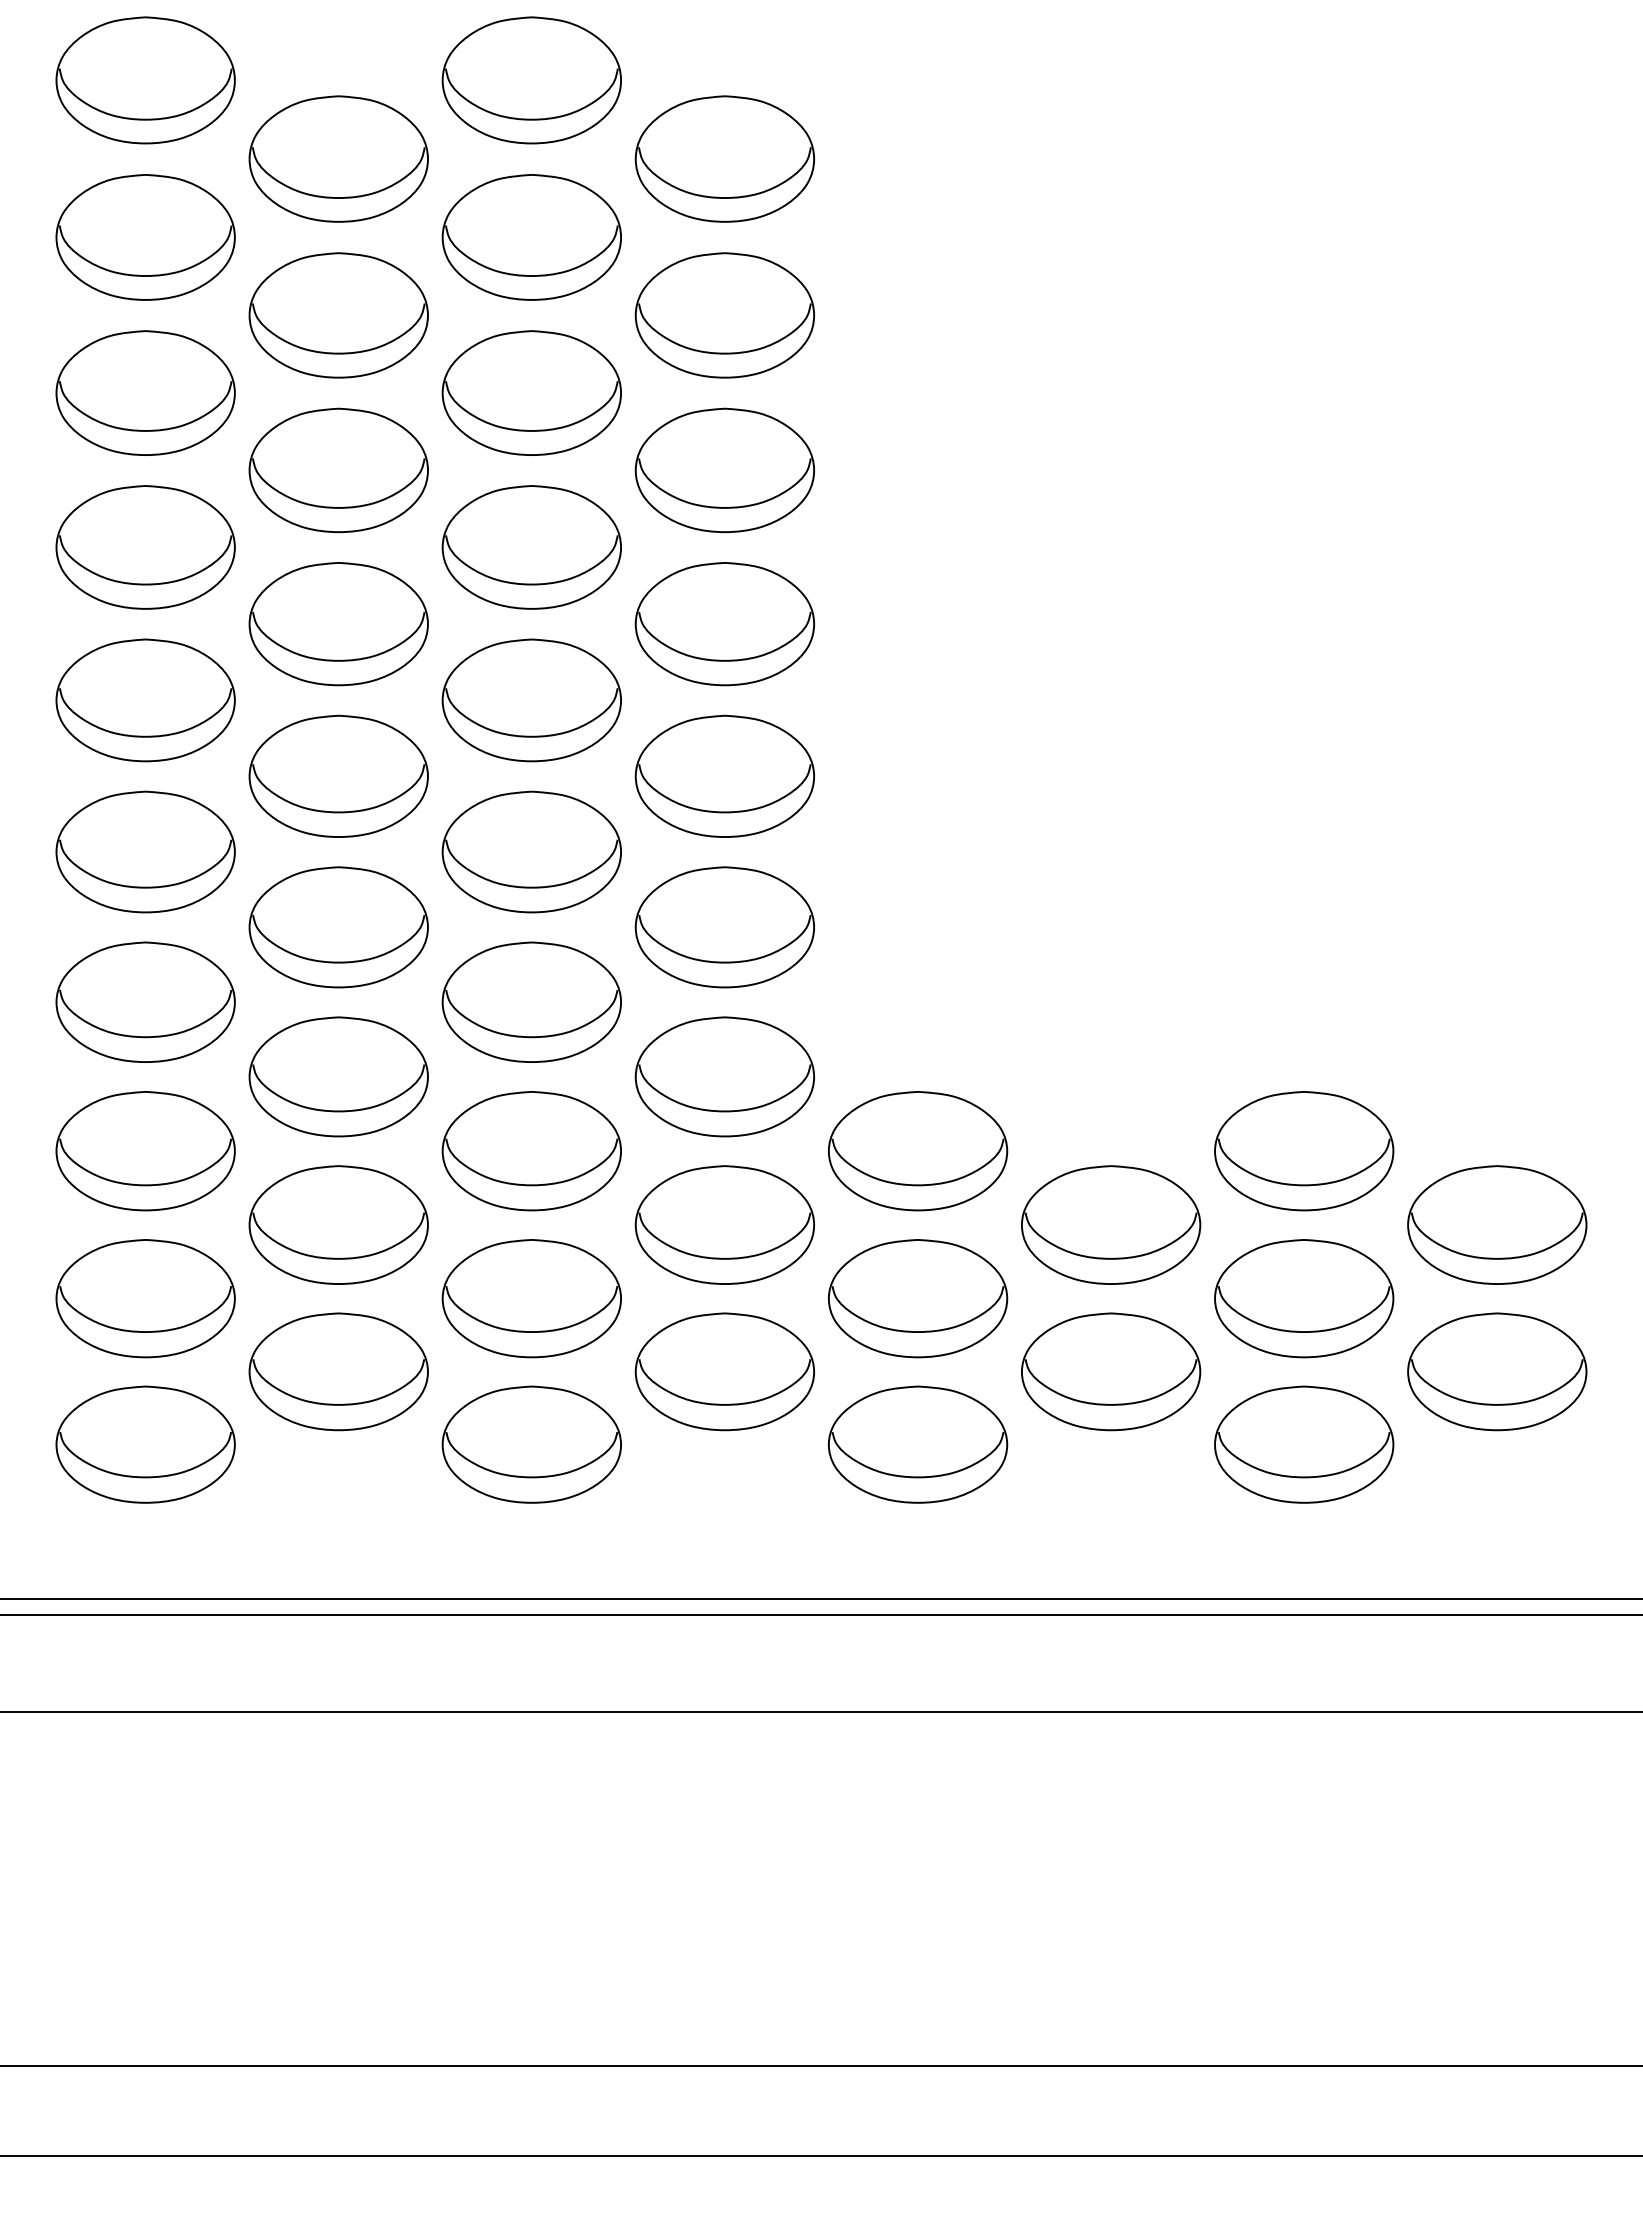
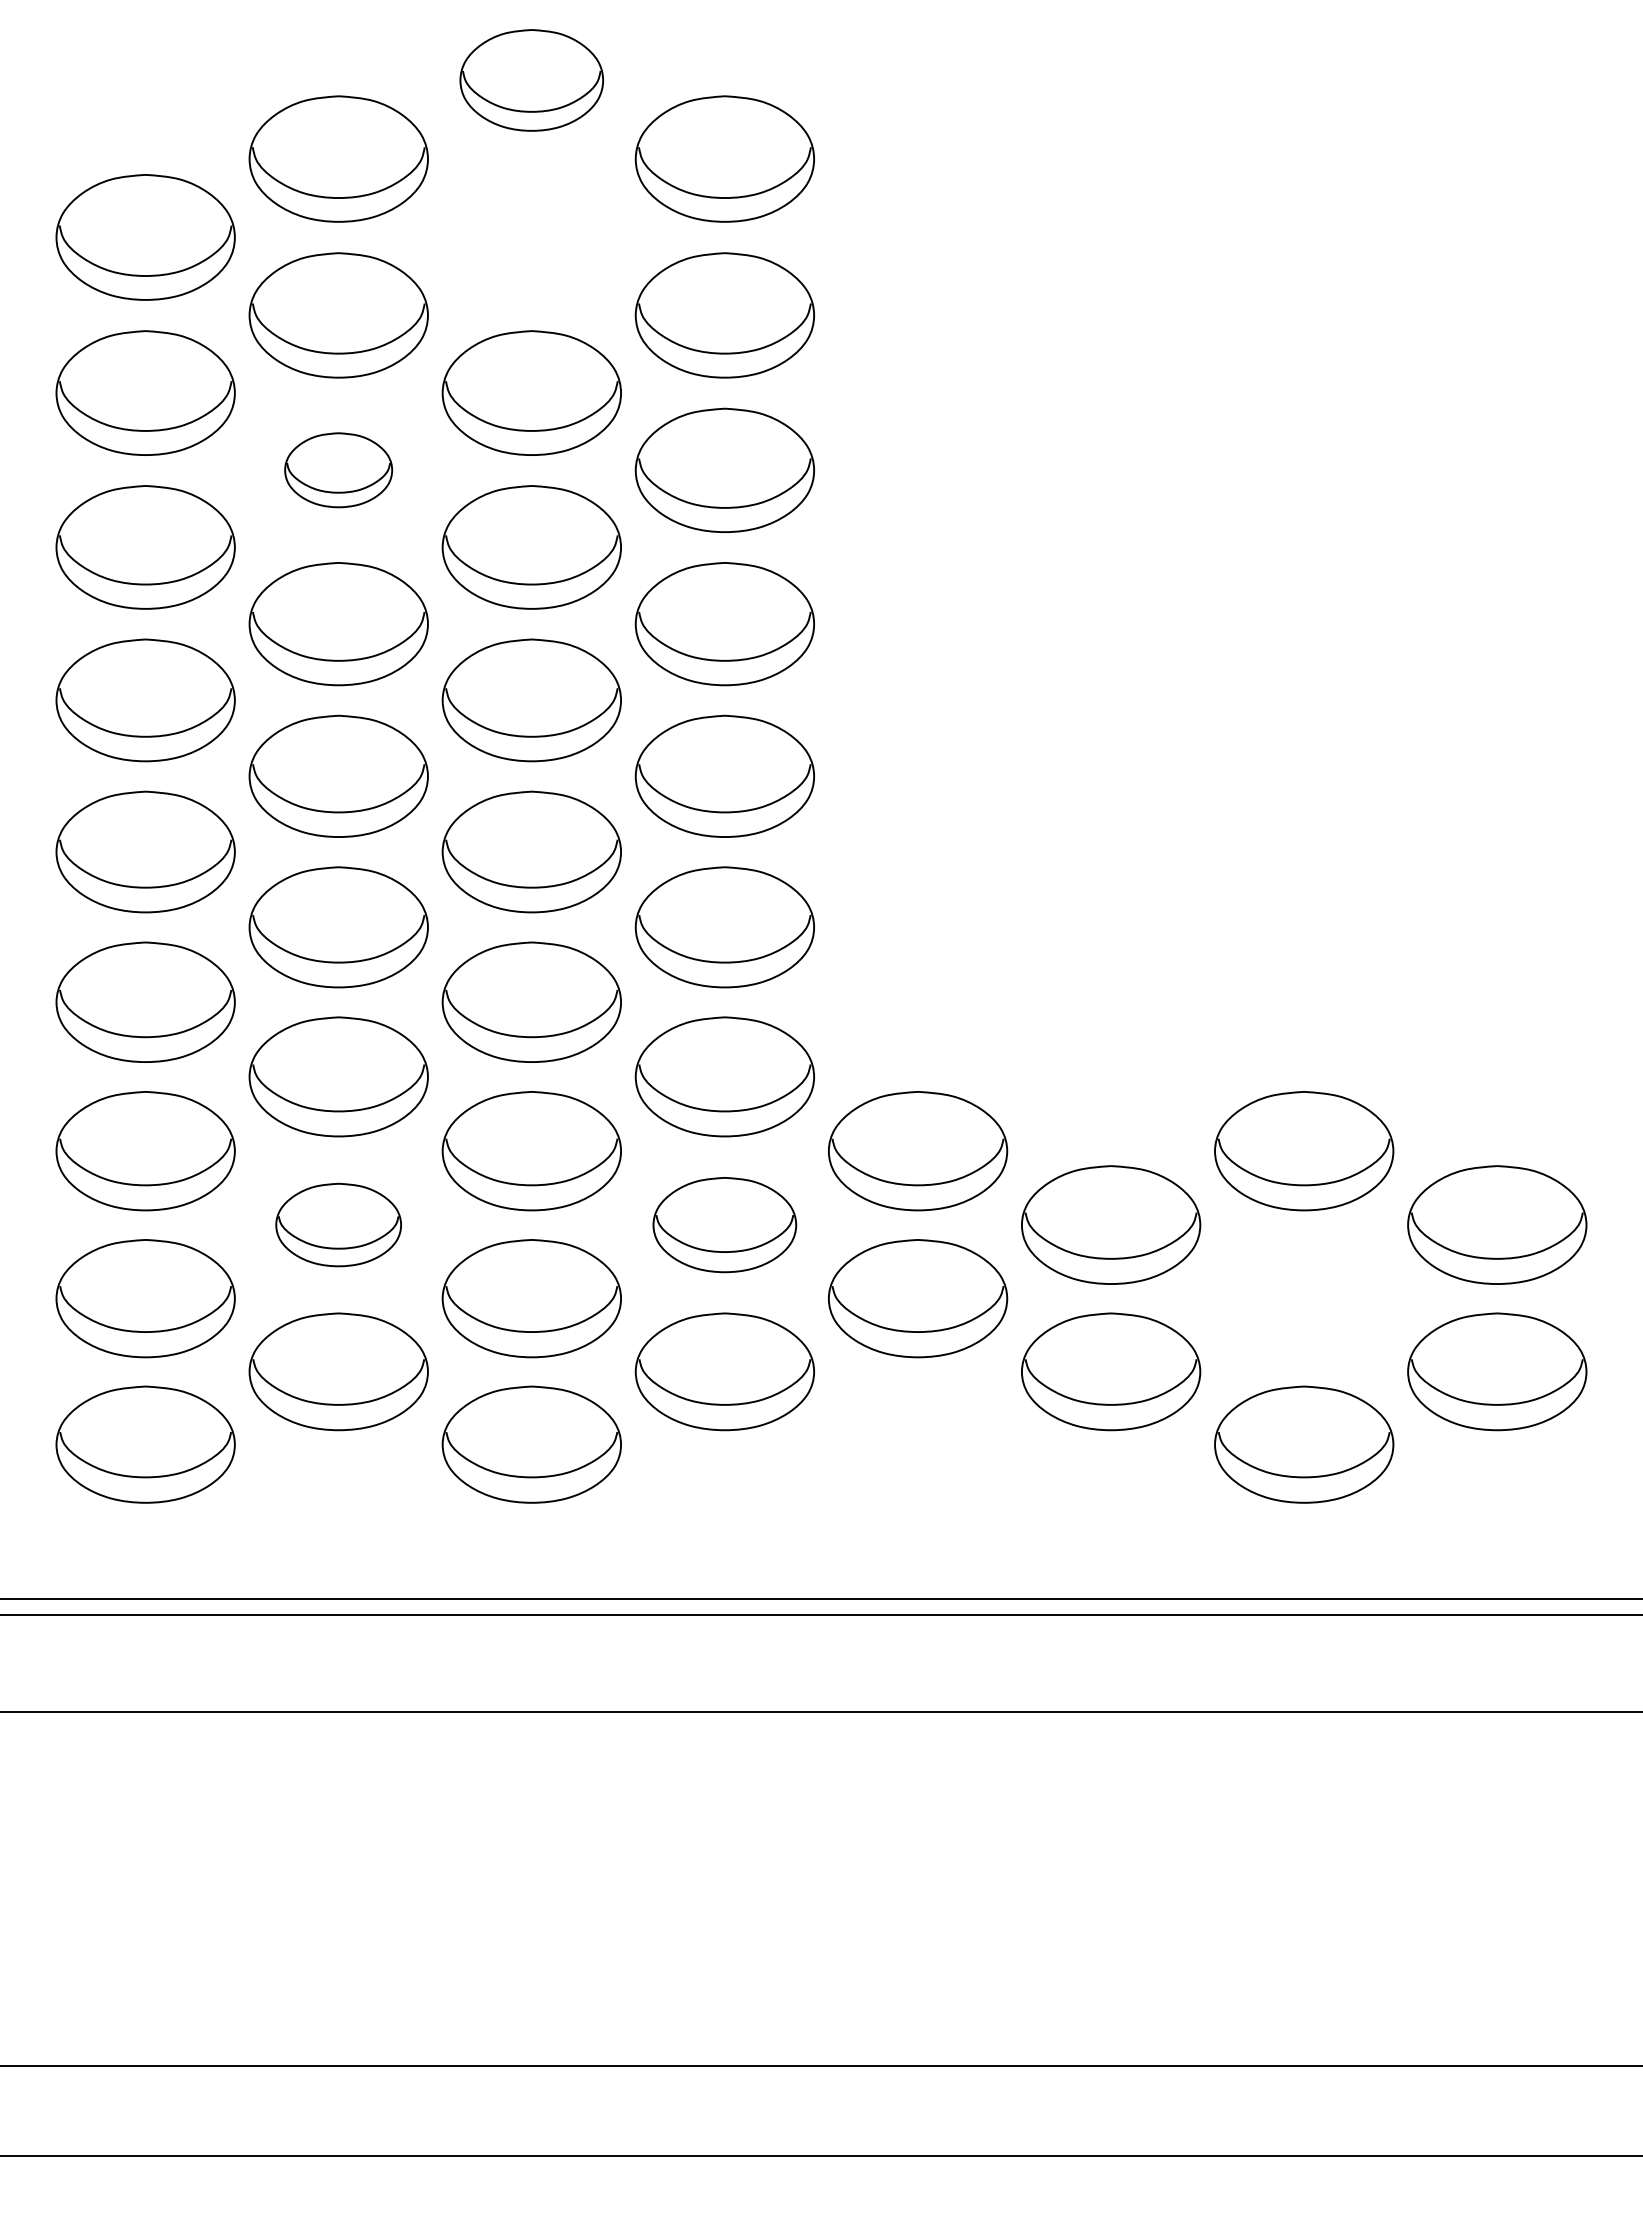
part: present -> none (145, 80)
part size: 181x129 px -> 145x103 px (531, 80)
part: present -> none (531, 237)
part size: 181x126 px -> 110x77 px (338, 470)
part size: 181x120 px -> 127x86 px (338, 1224)
part size: 181x120 px -> 146x97 px (724, 1225)
part: present -> none (1304, 1298)
part: present -> none (918, 1444)
